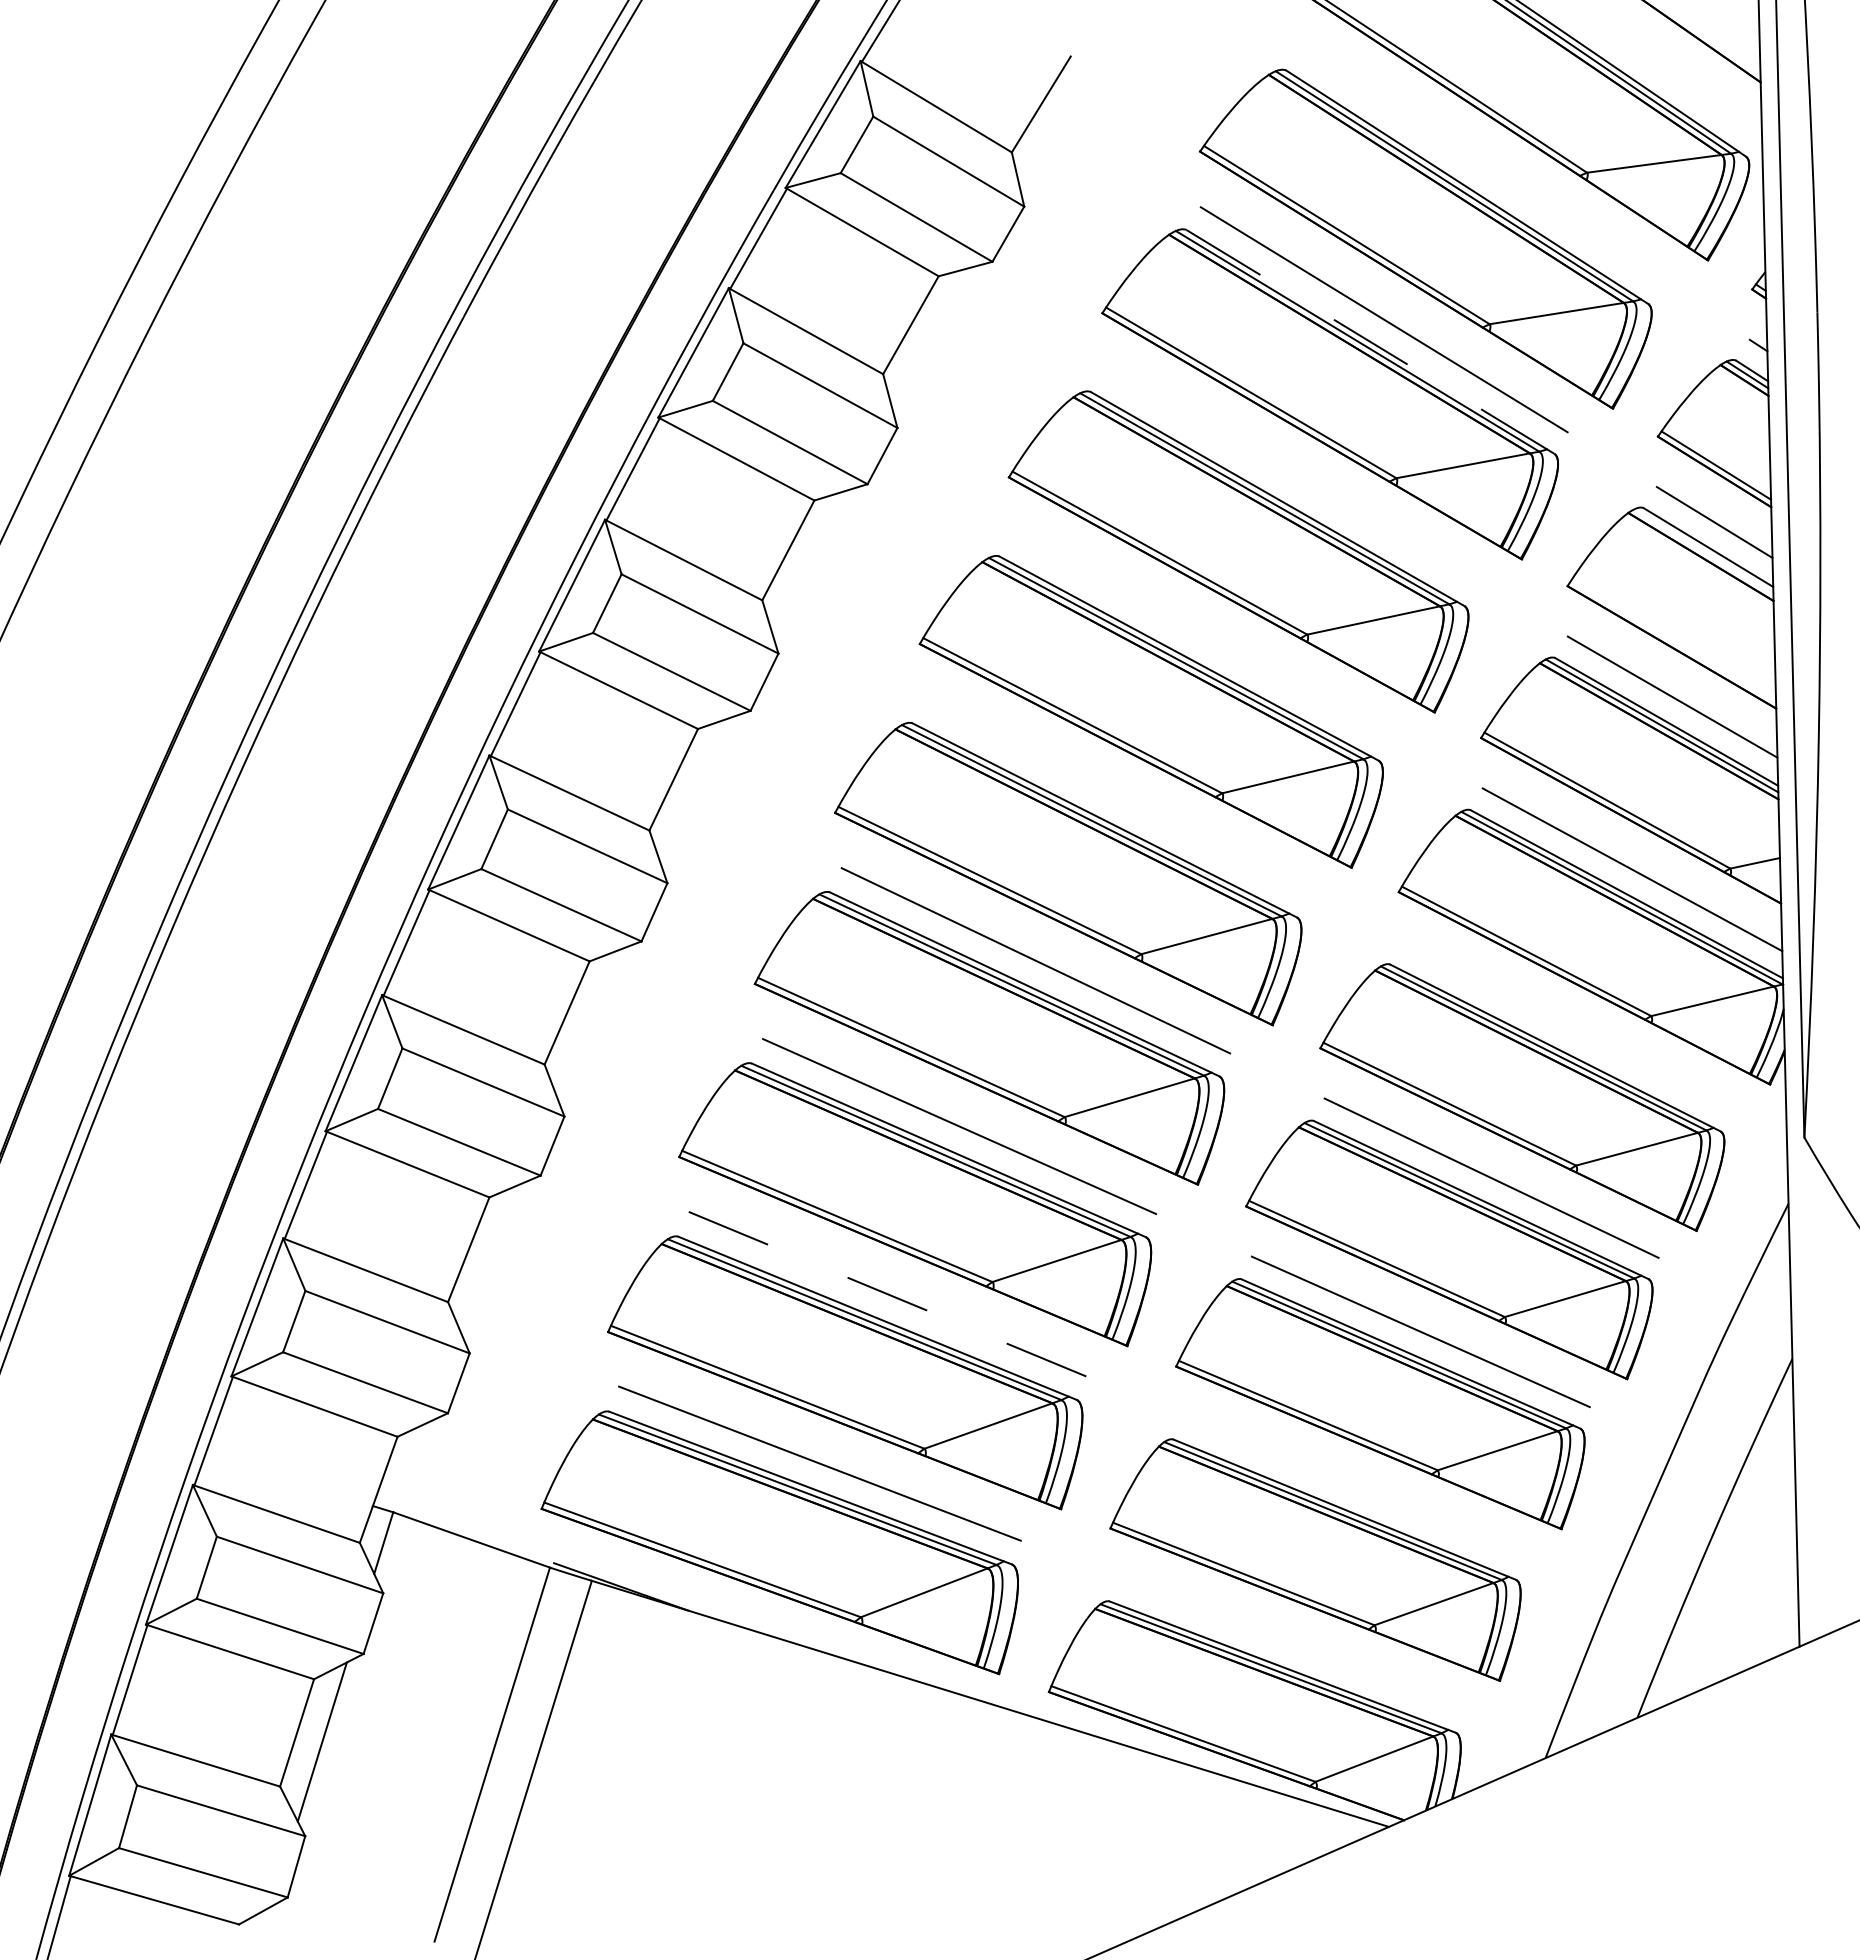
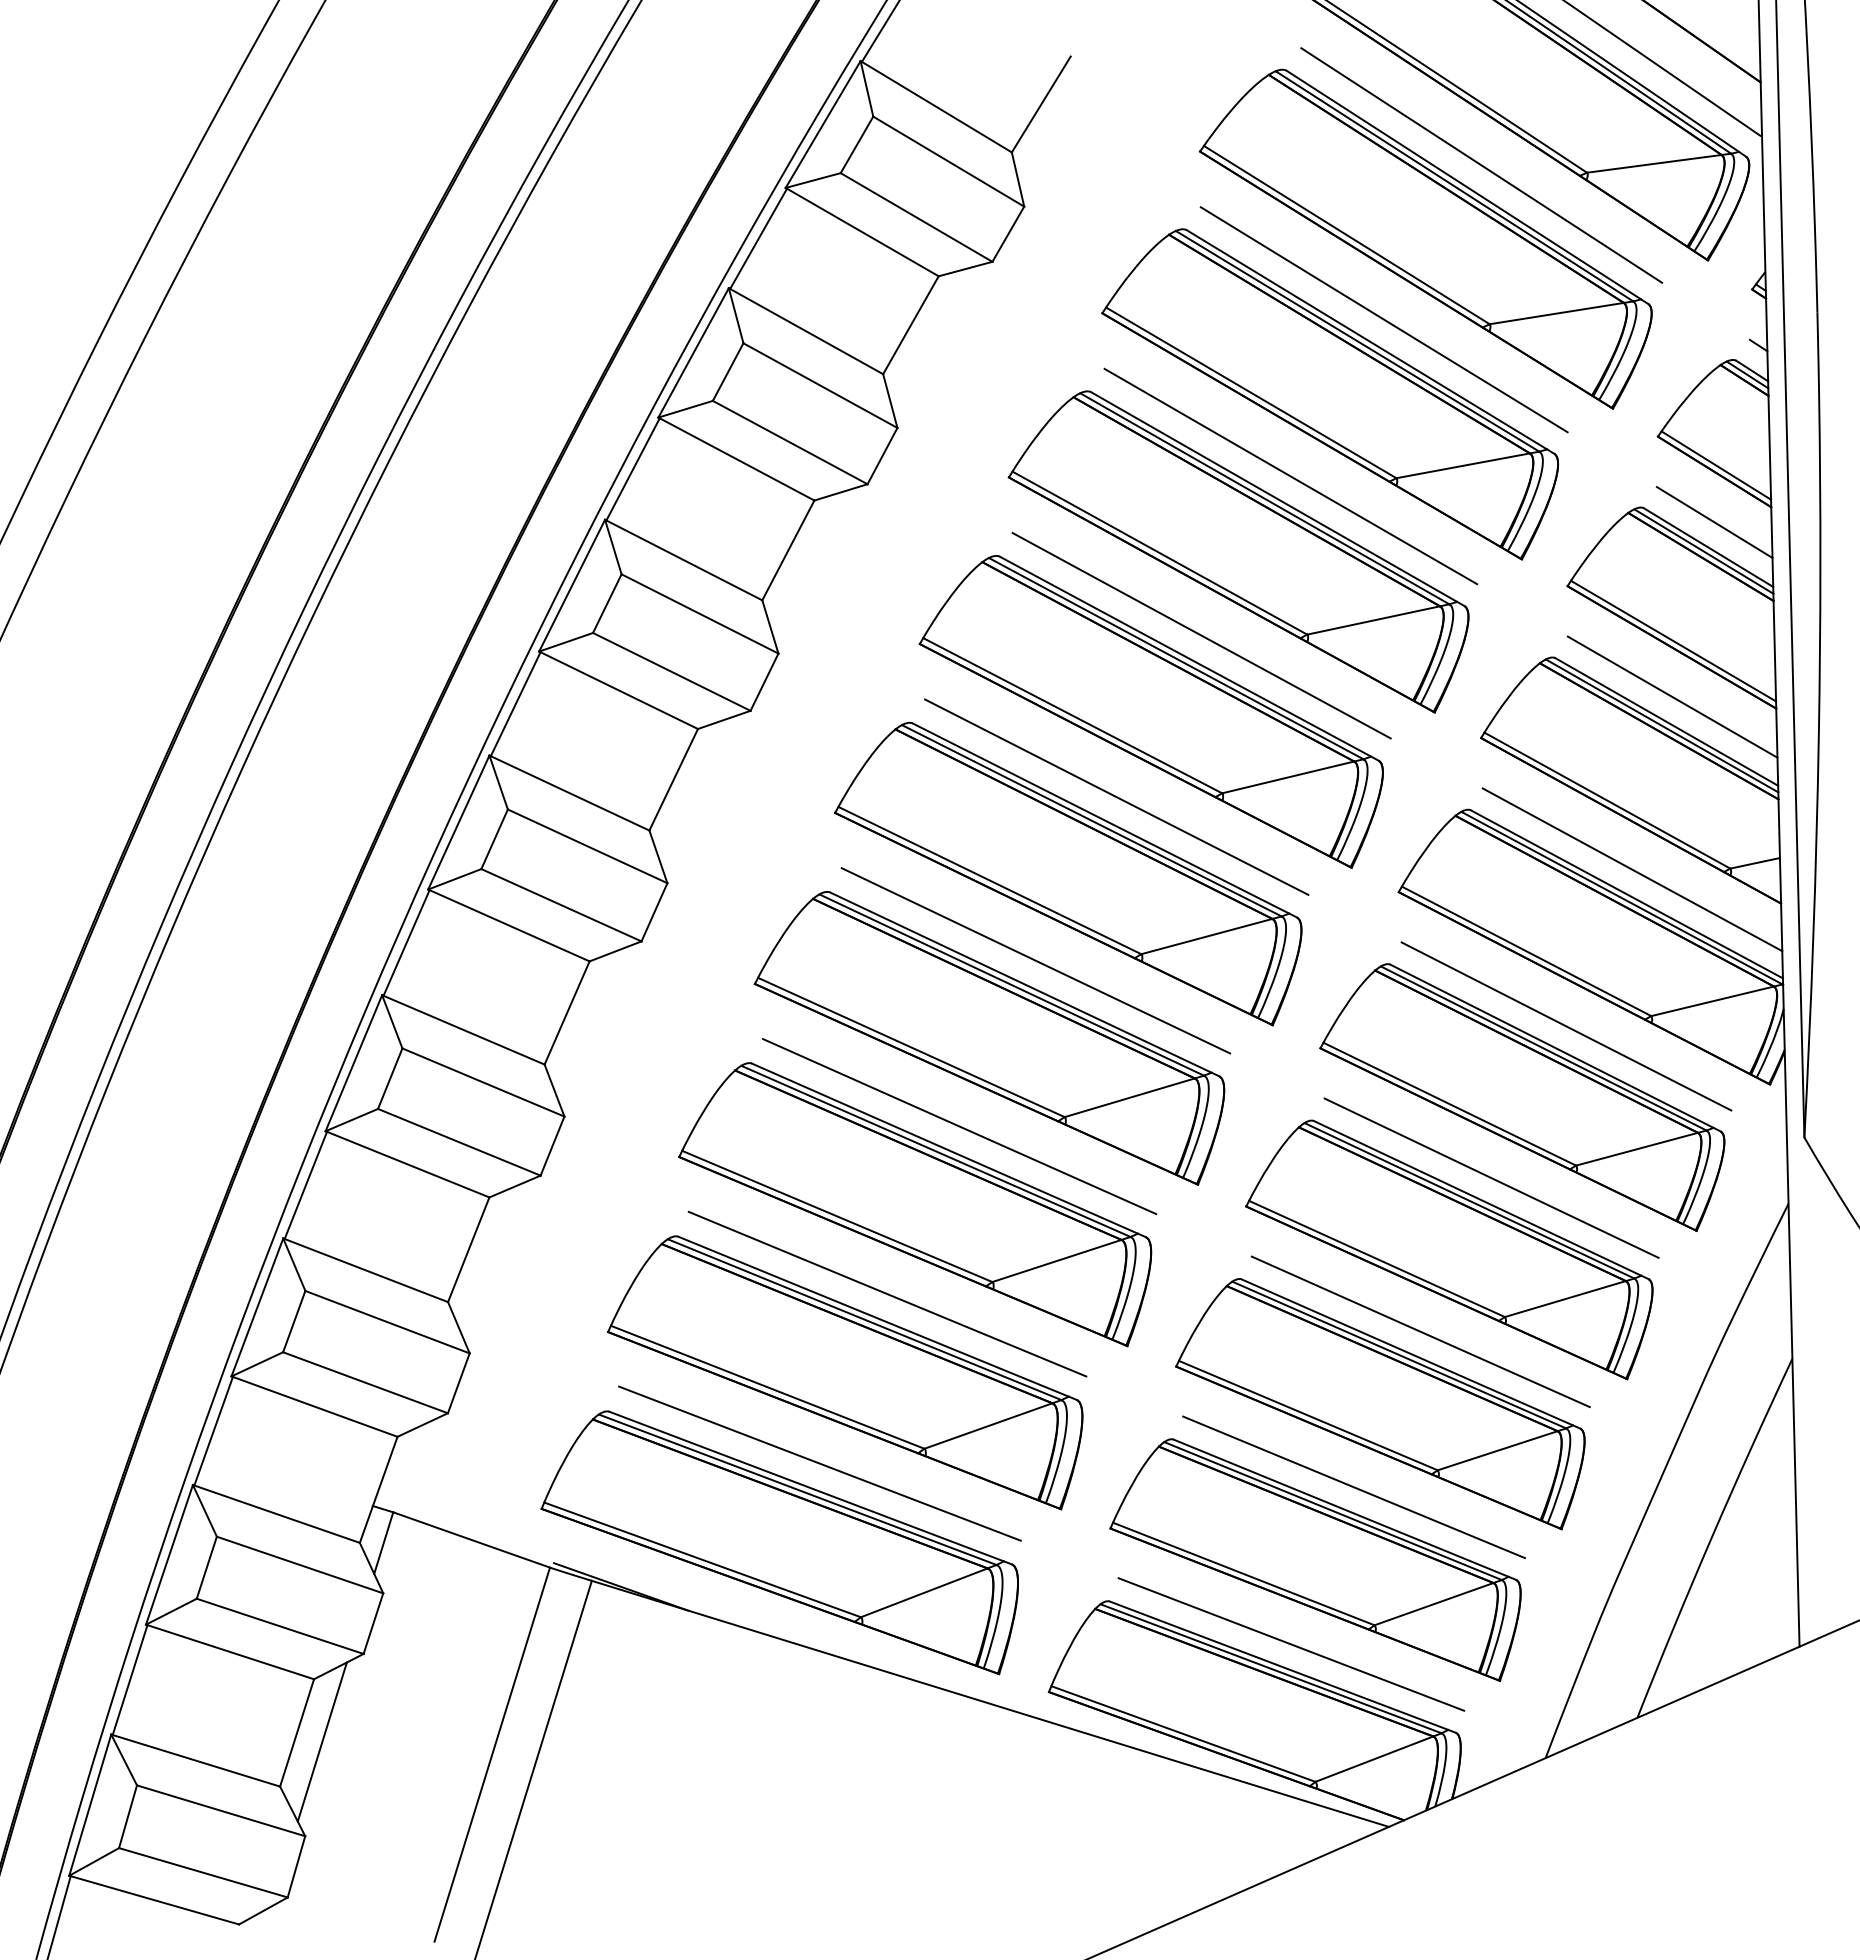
line: none -> present (1663, 68)
line: none -> present (1481, 165)
line: dashed -> solid (1371, 342)
line: none -> present (1290, 476)
line: none -> present (1703, 551)
line: none -> present (1201, 635)
line: none -> present (1673, 640)
line: none -> present (1116, 796)
line: none -> present (1566, 1026)
line: dashed -> solid (887, 1293)
line: none -> present (1353, 1487)
line: none -> present (1291, 1644)
